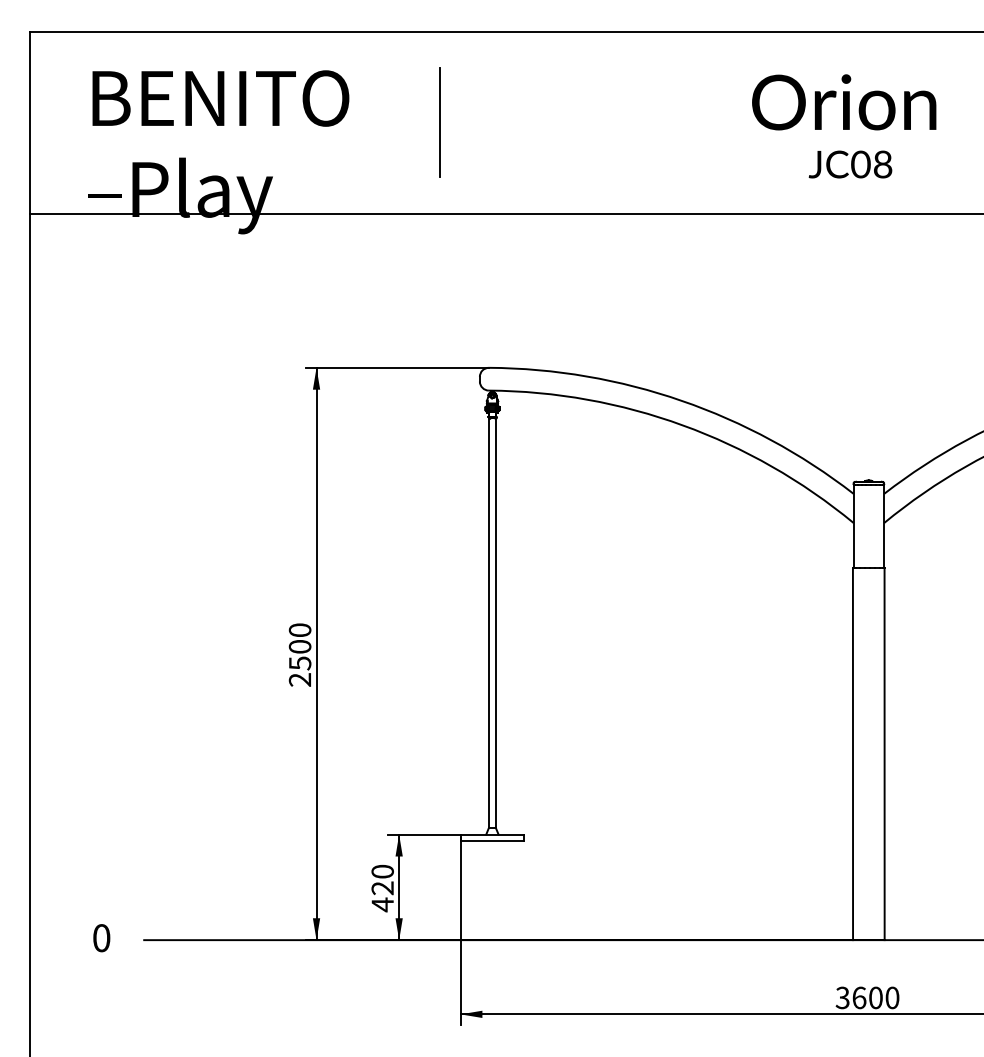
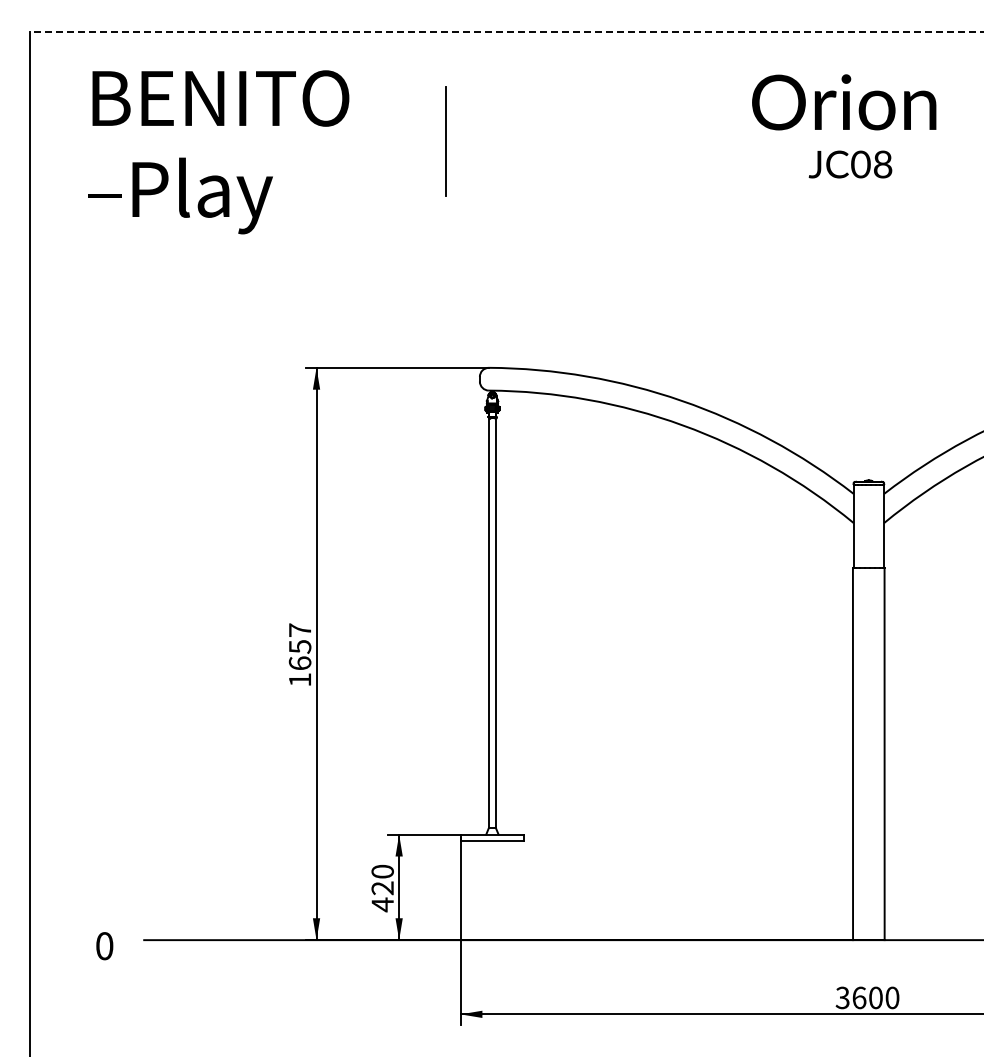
line: solid -> dashed (506, 31)
line position: (439, 122) -> (445, 141) (445, 141)
line: present -> none (504, 213)
text: 2500 -> 1657 (299, 654)
text position: (101, 938) -> (104, 946) (104, 946)
